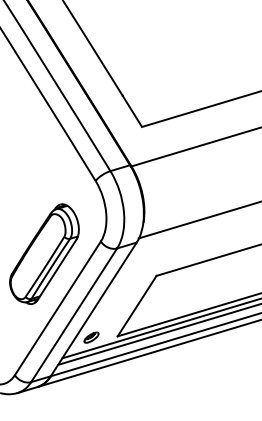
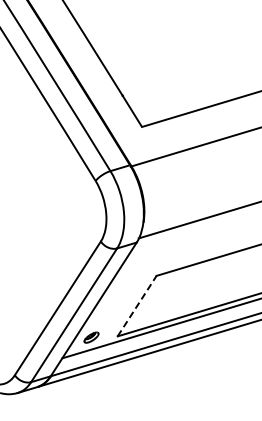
part: present -> none (44, 253)
line: solid -> dashed (137, 306)
line: present -> none (158, 334)
